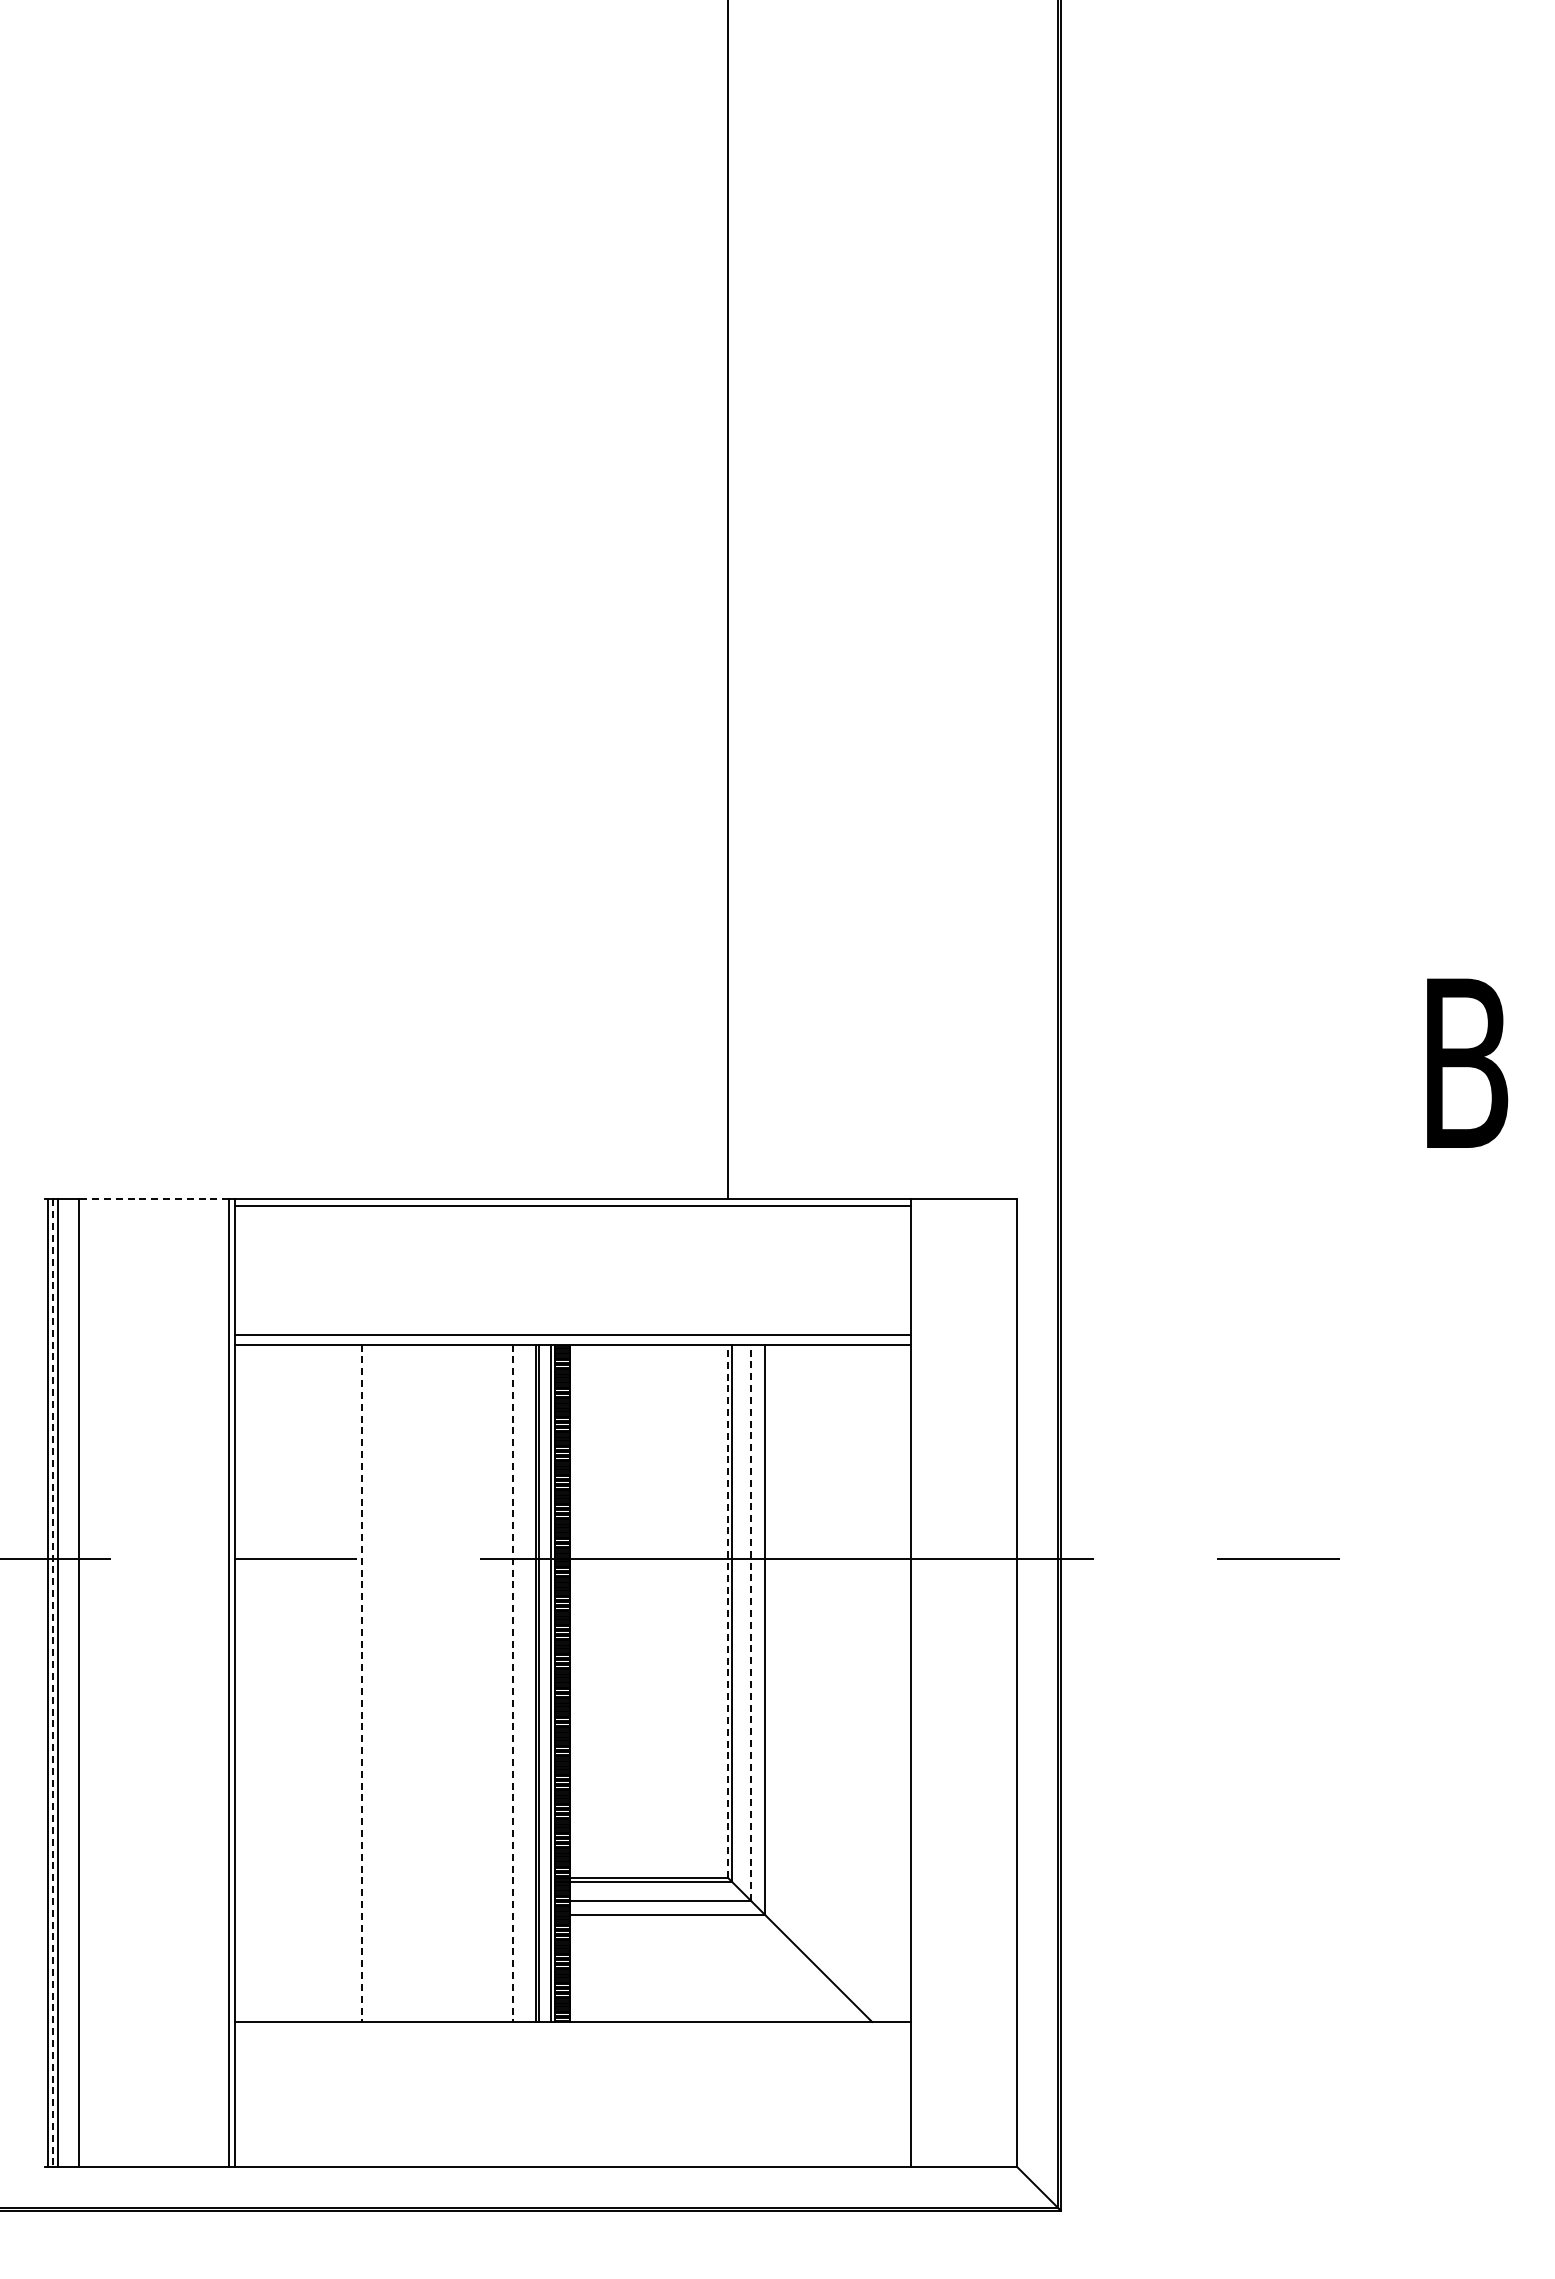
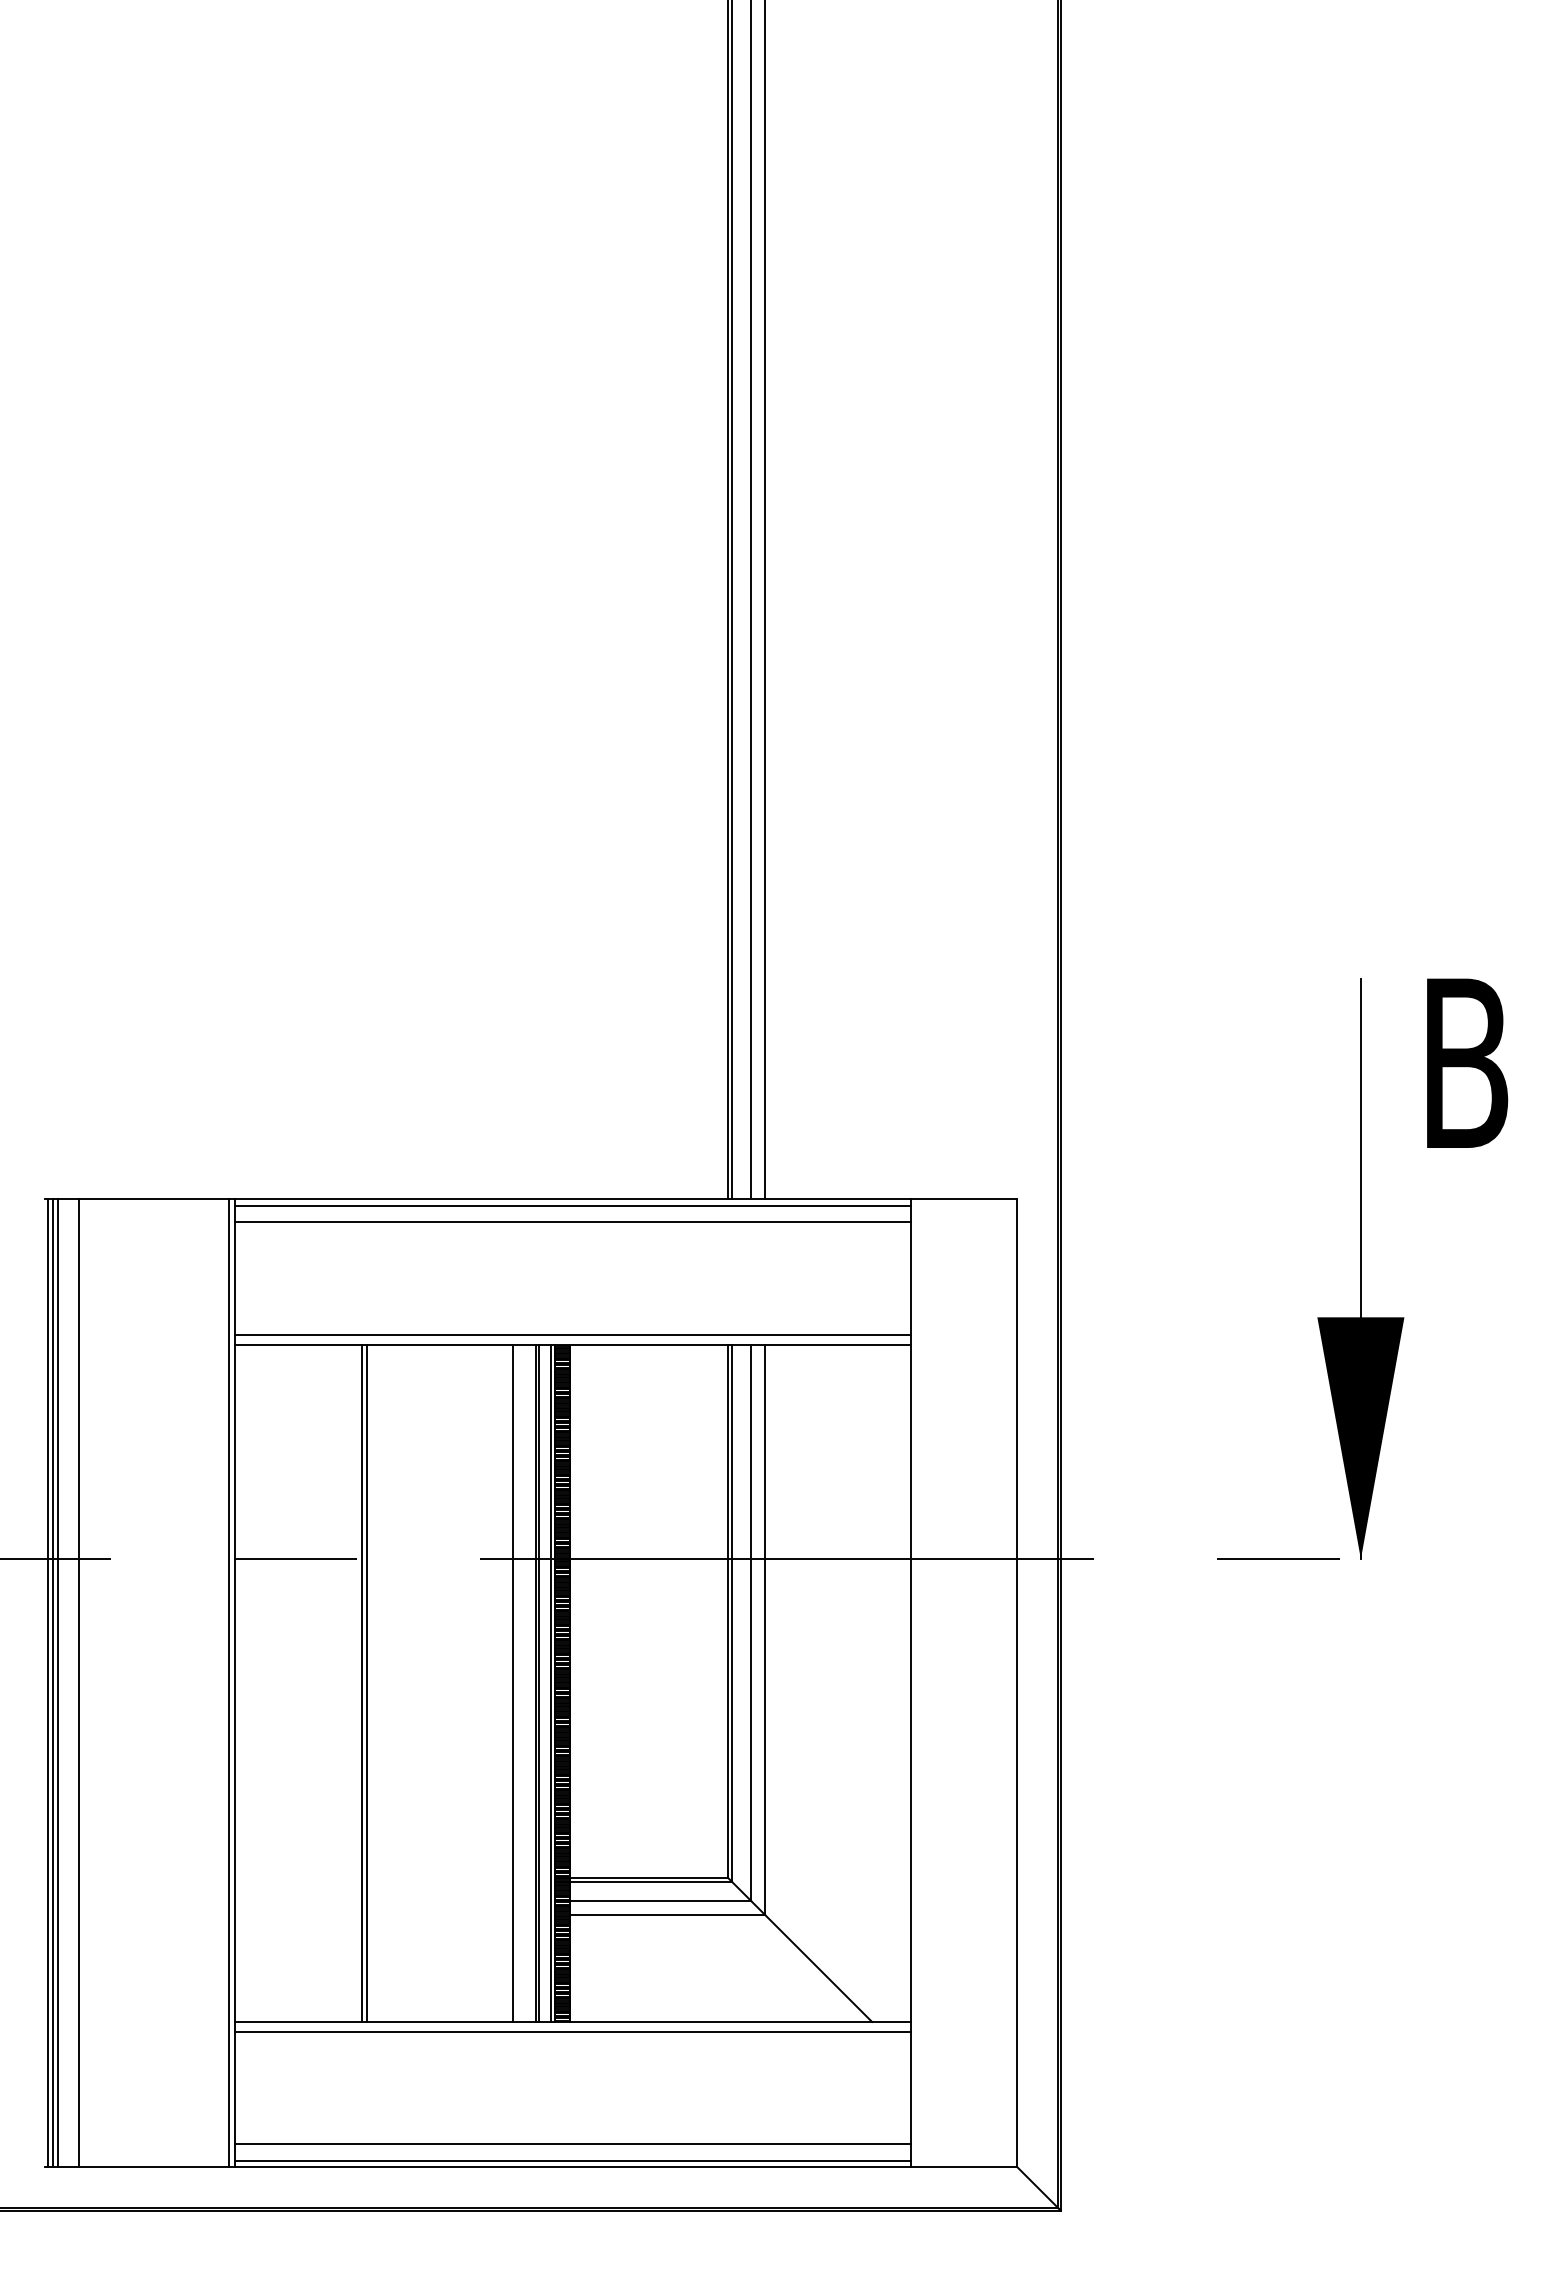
line: none -> present (731, 600)
line: none -> present (751, 600)
line: none -> present (764, 600)
line: dashed -> solid (153, 1199)
line: none -> present (572, 1222)
part: none -> present (1360, 1268)
line: dashed -> solid (727, 1611)
line: dashed -> solid (751, 1622)
line: none -> present (366, 1682)
line: dashed -> solid (52, 1683)
line: dashed -> solid (361, 1683)
line: dashed -> solid (513, 1683)
line: none -> present (572, 2031)
line: none -> present (572, 2144)
line: none -> present (572, 2160)
